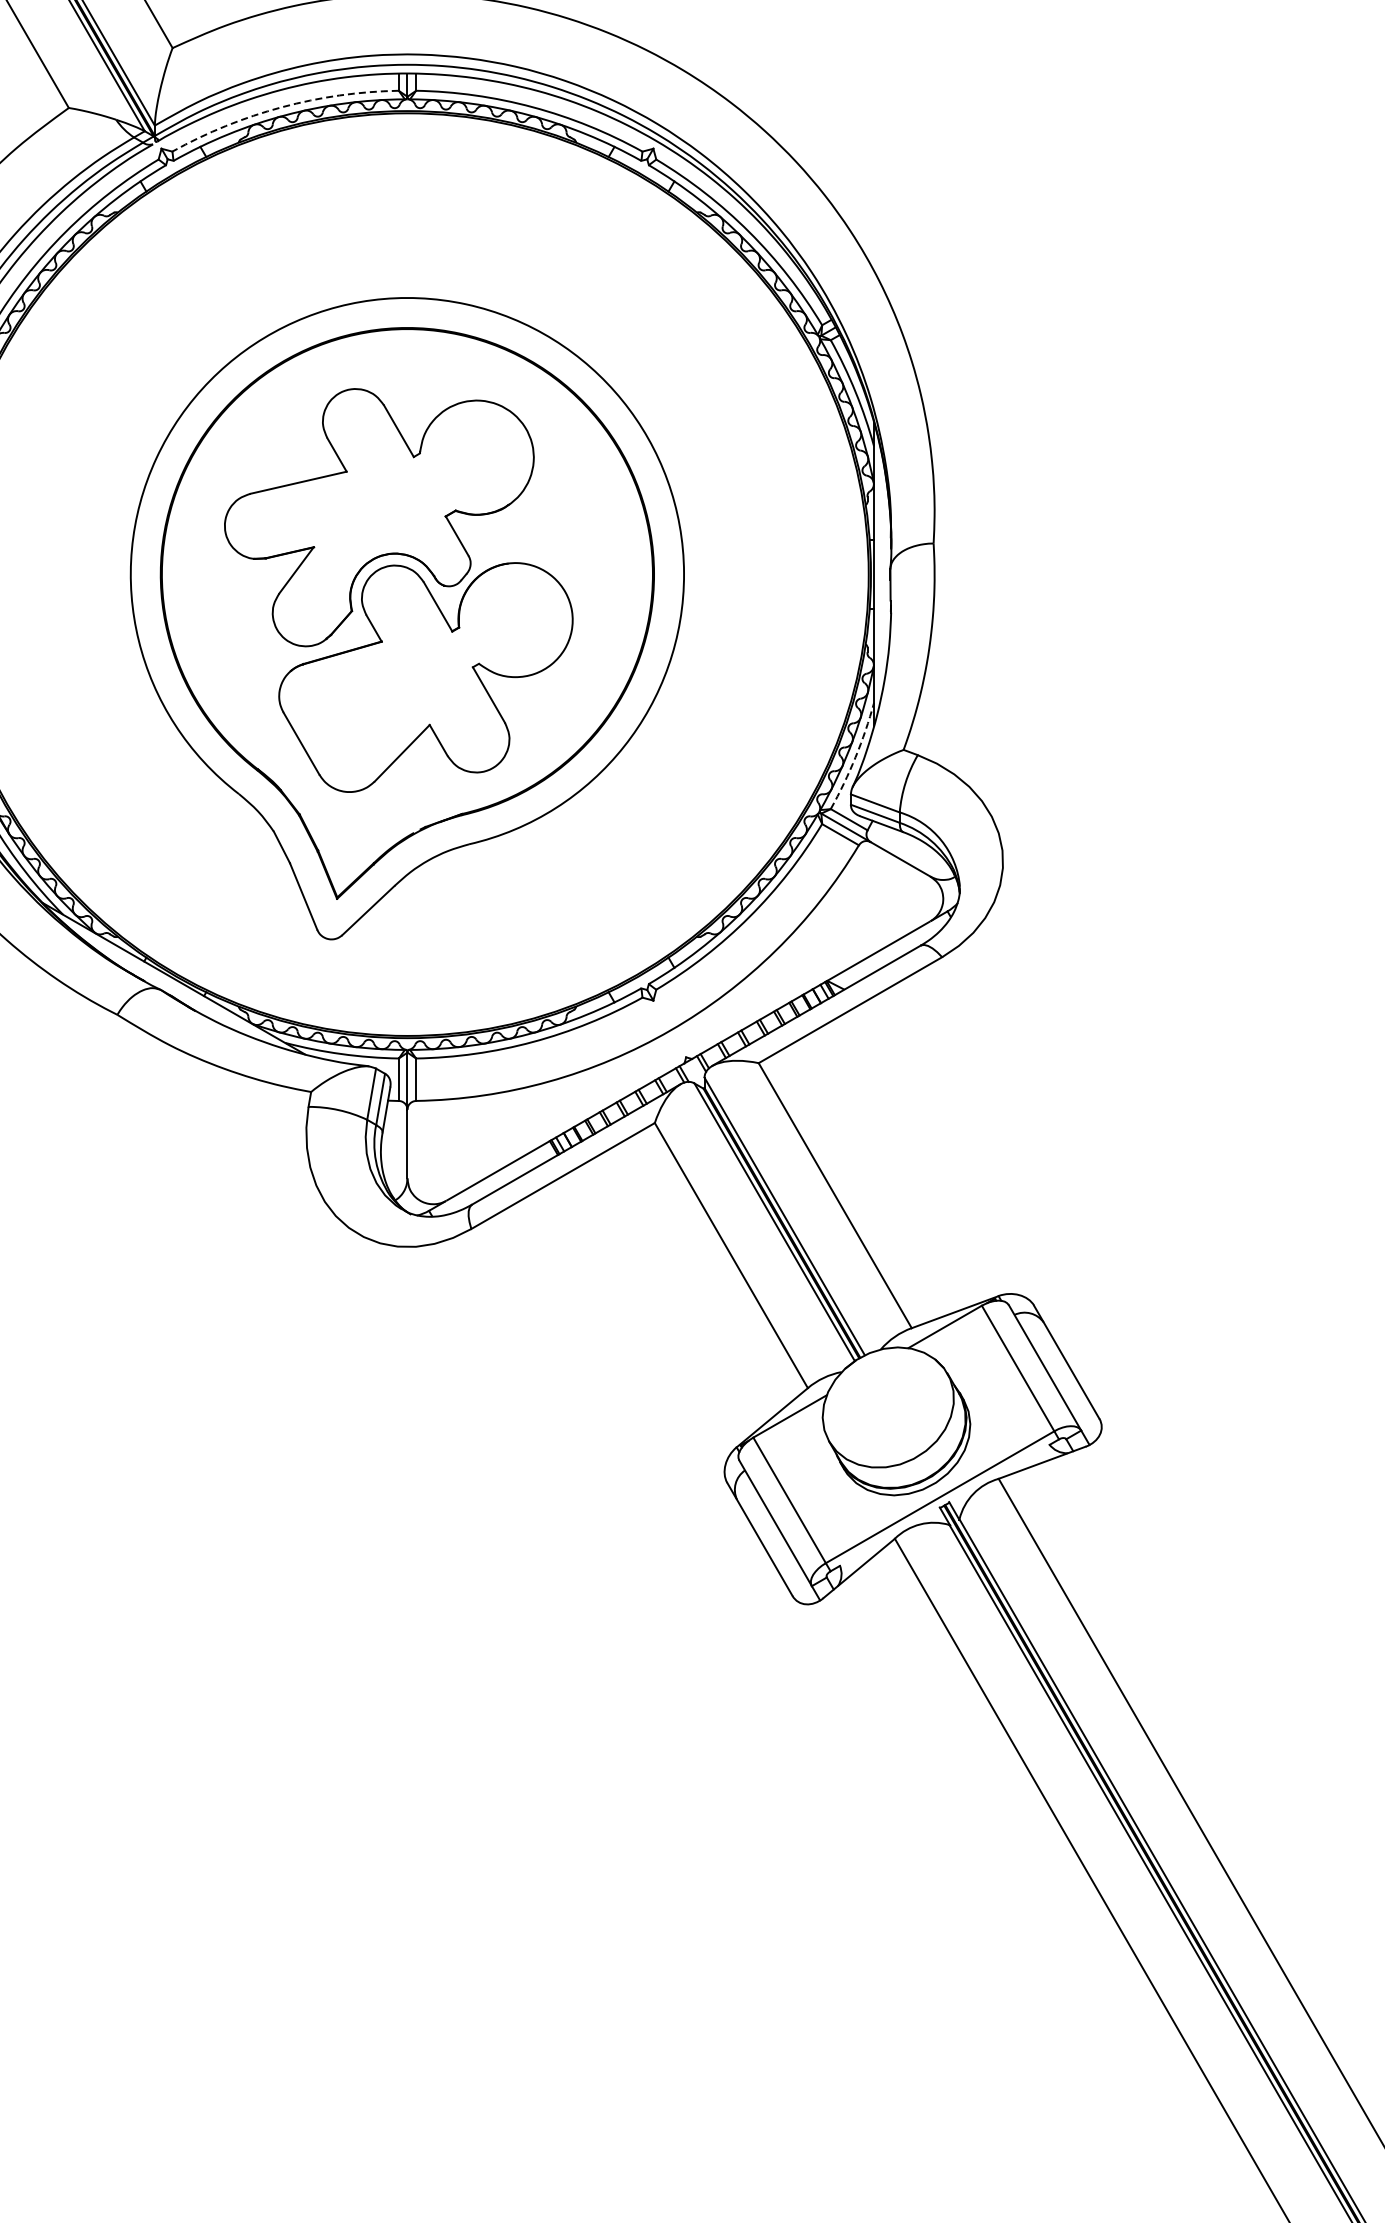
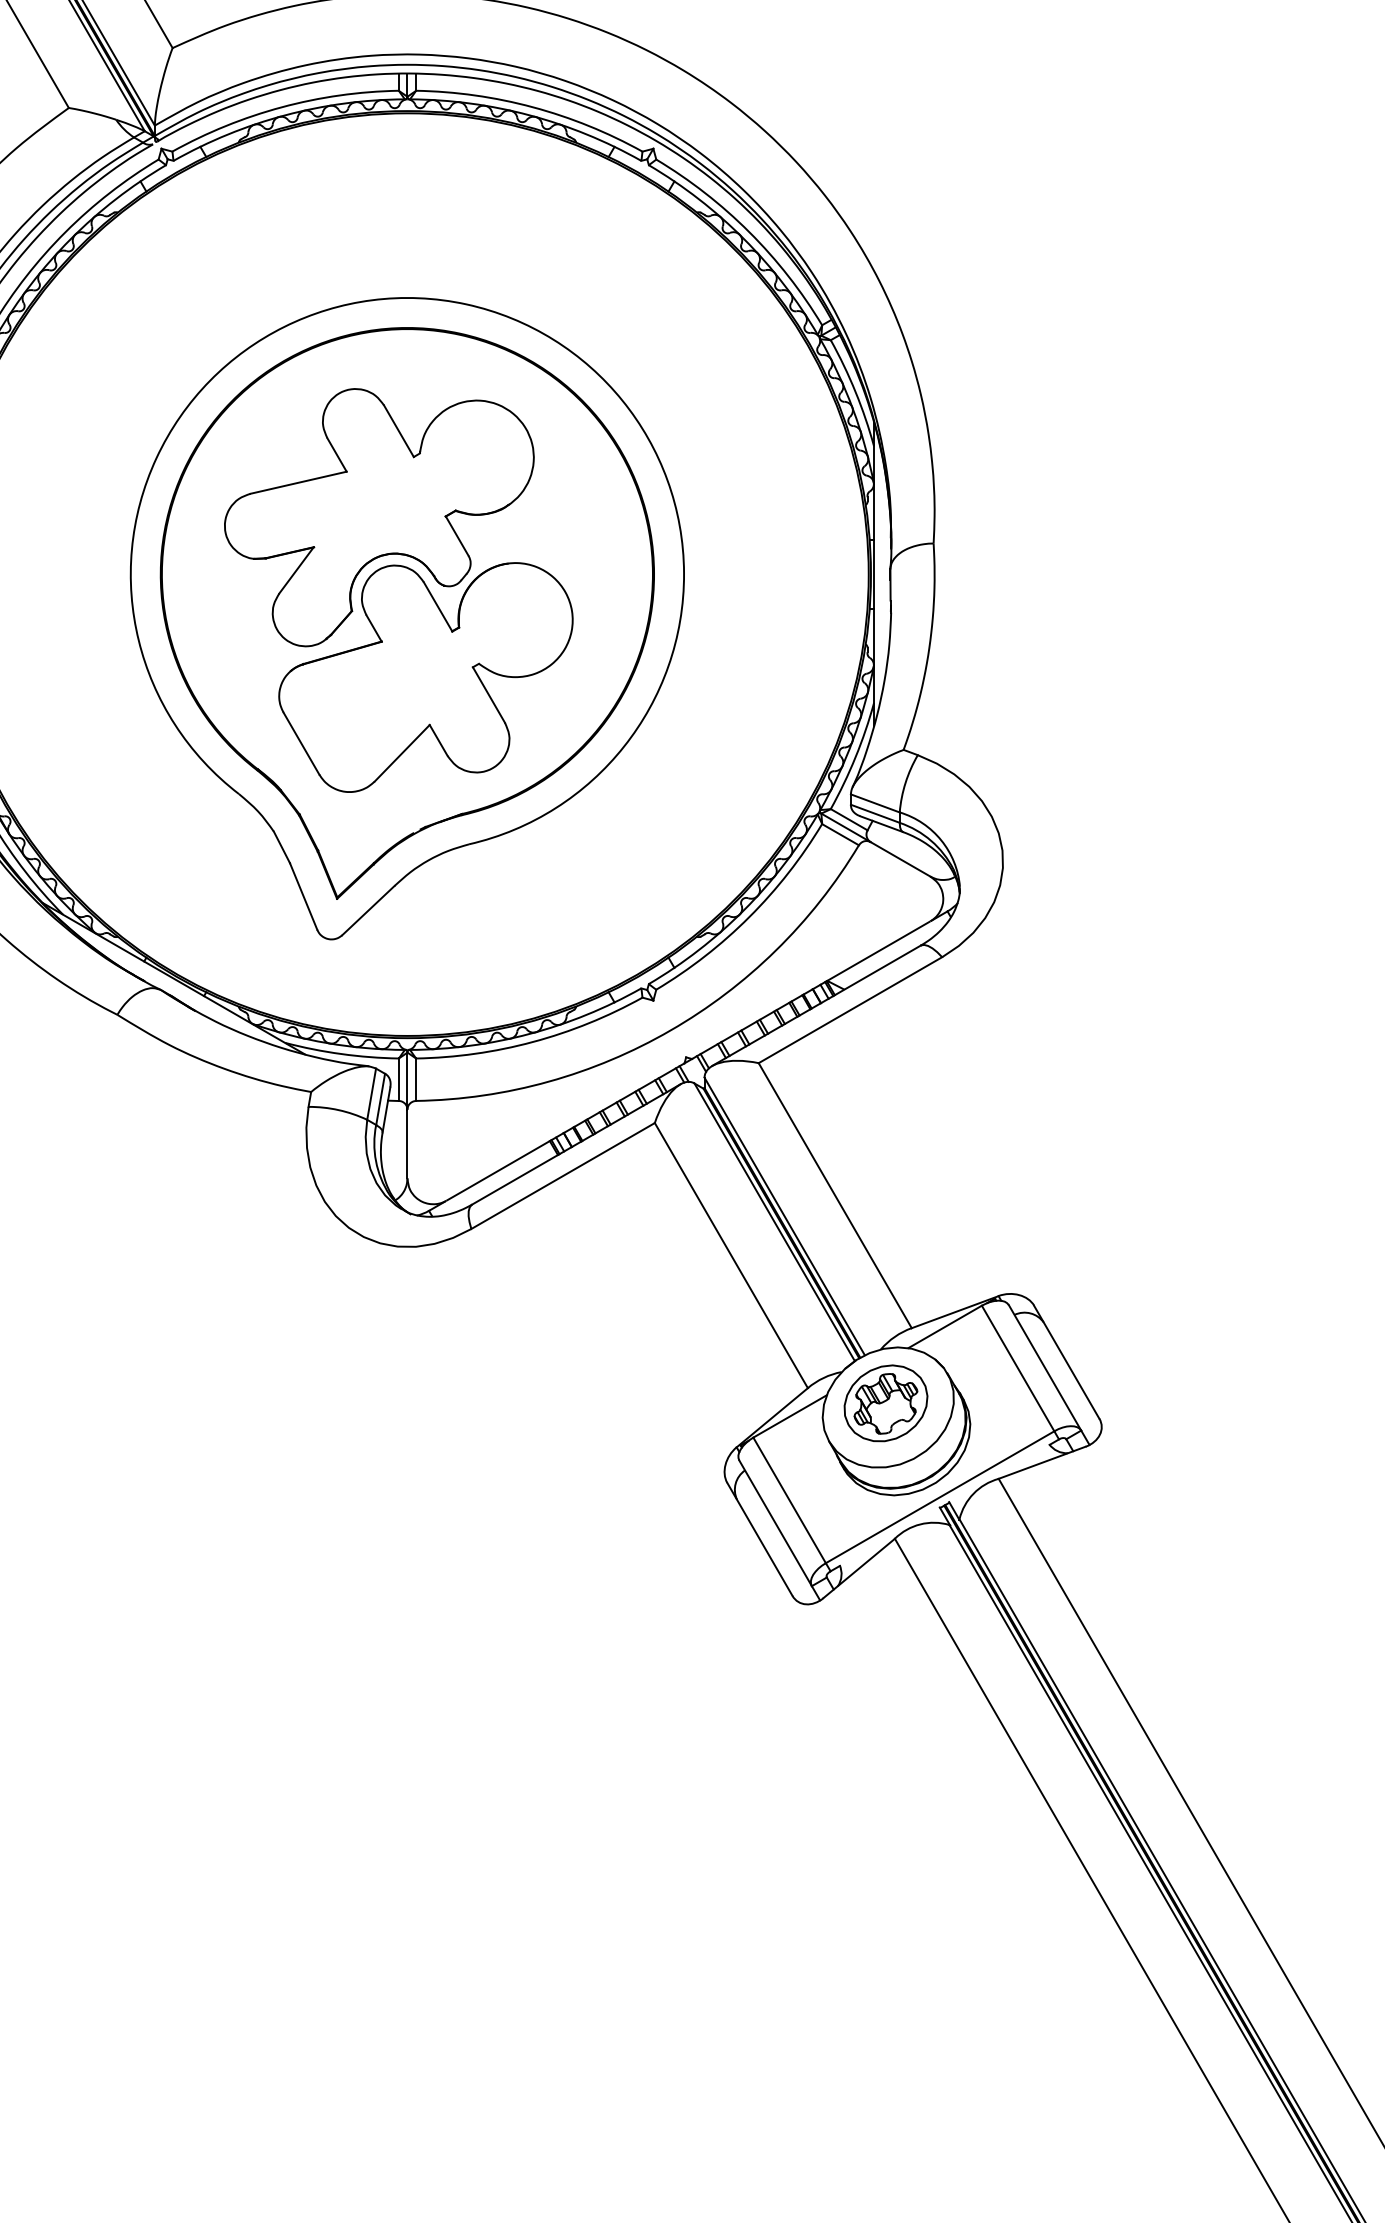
arc: dashed -> solid (281, 107)
arc: dashed -> solid (855, 757)
part: none -> present (885, 1403)
